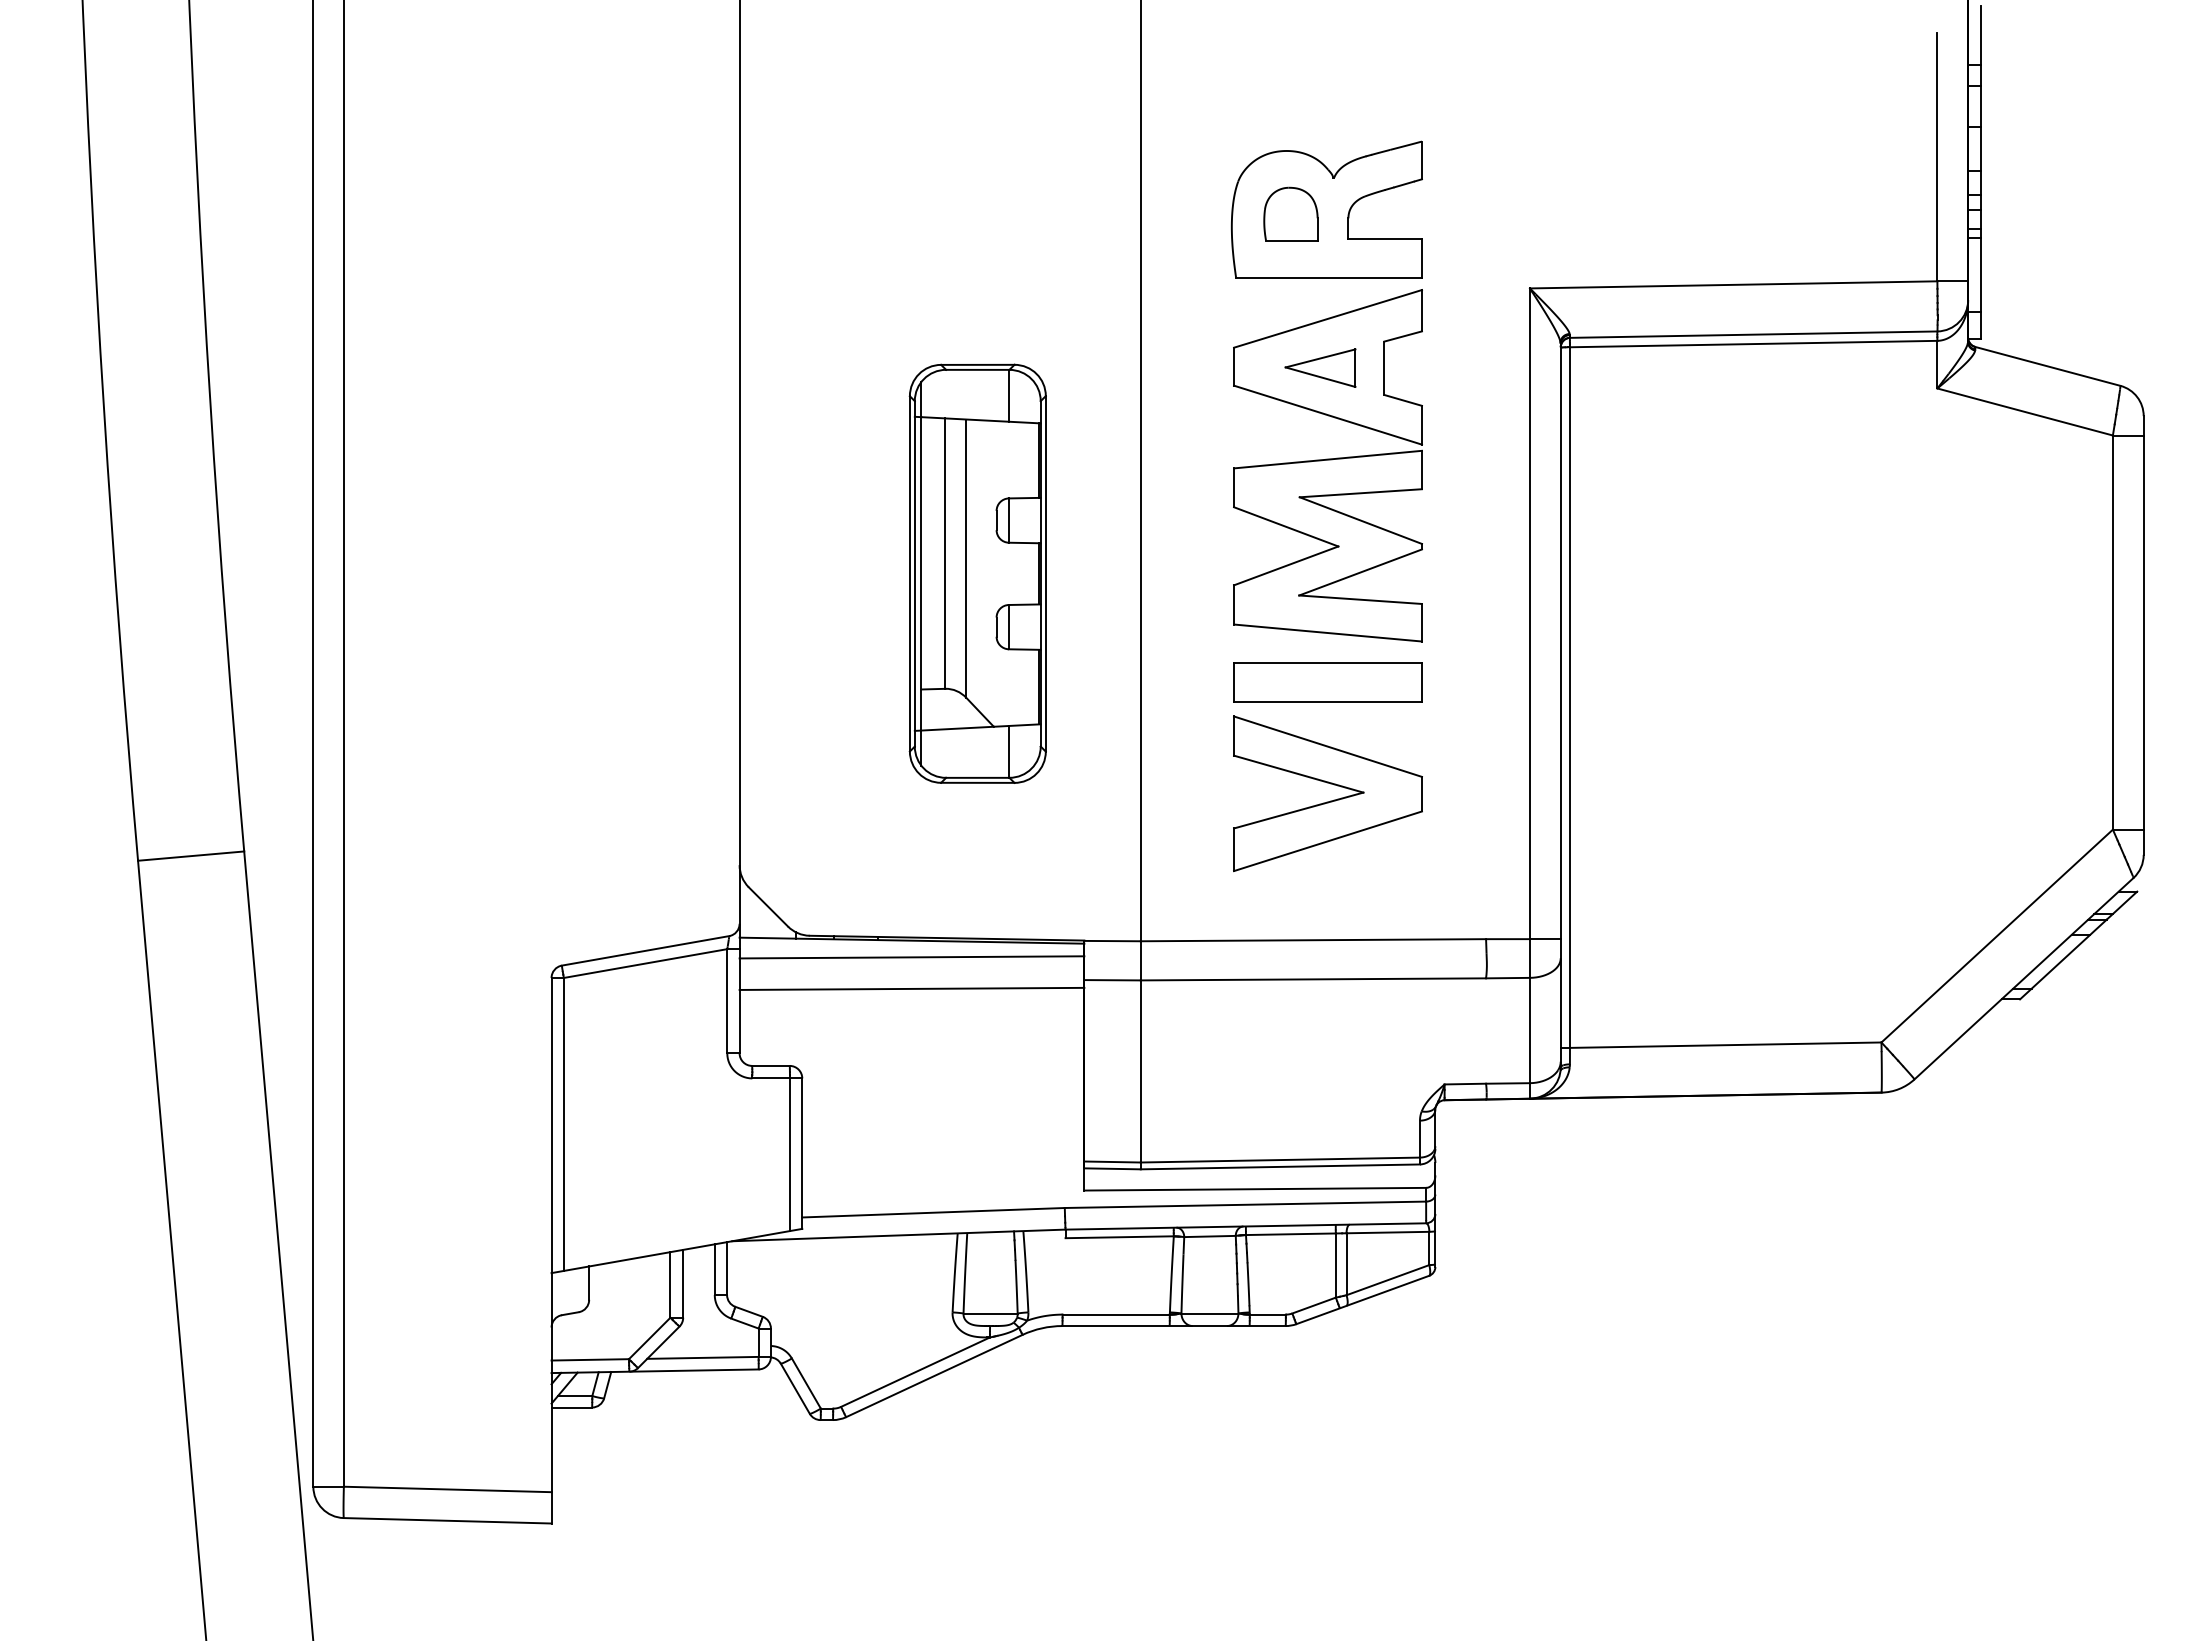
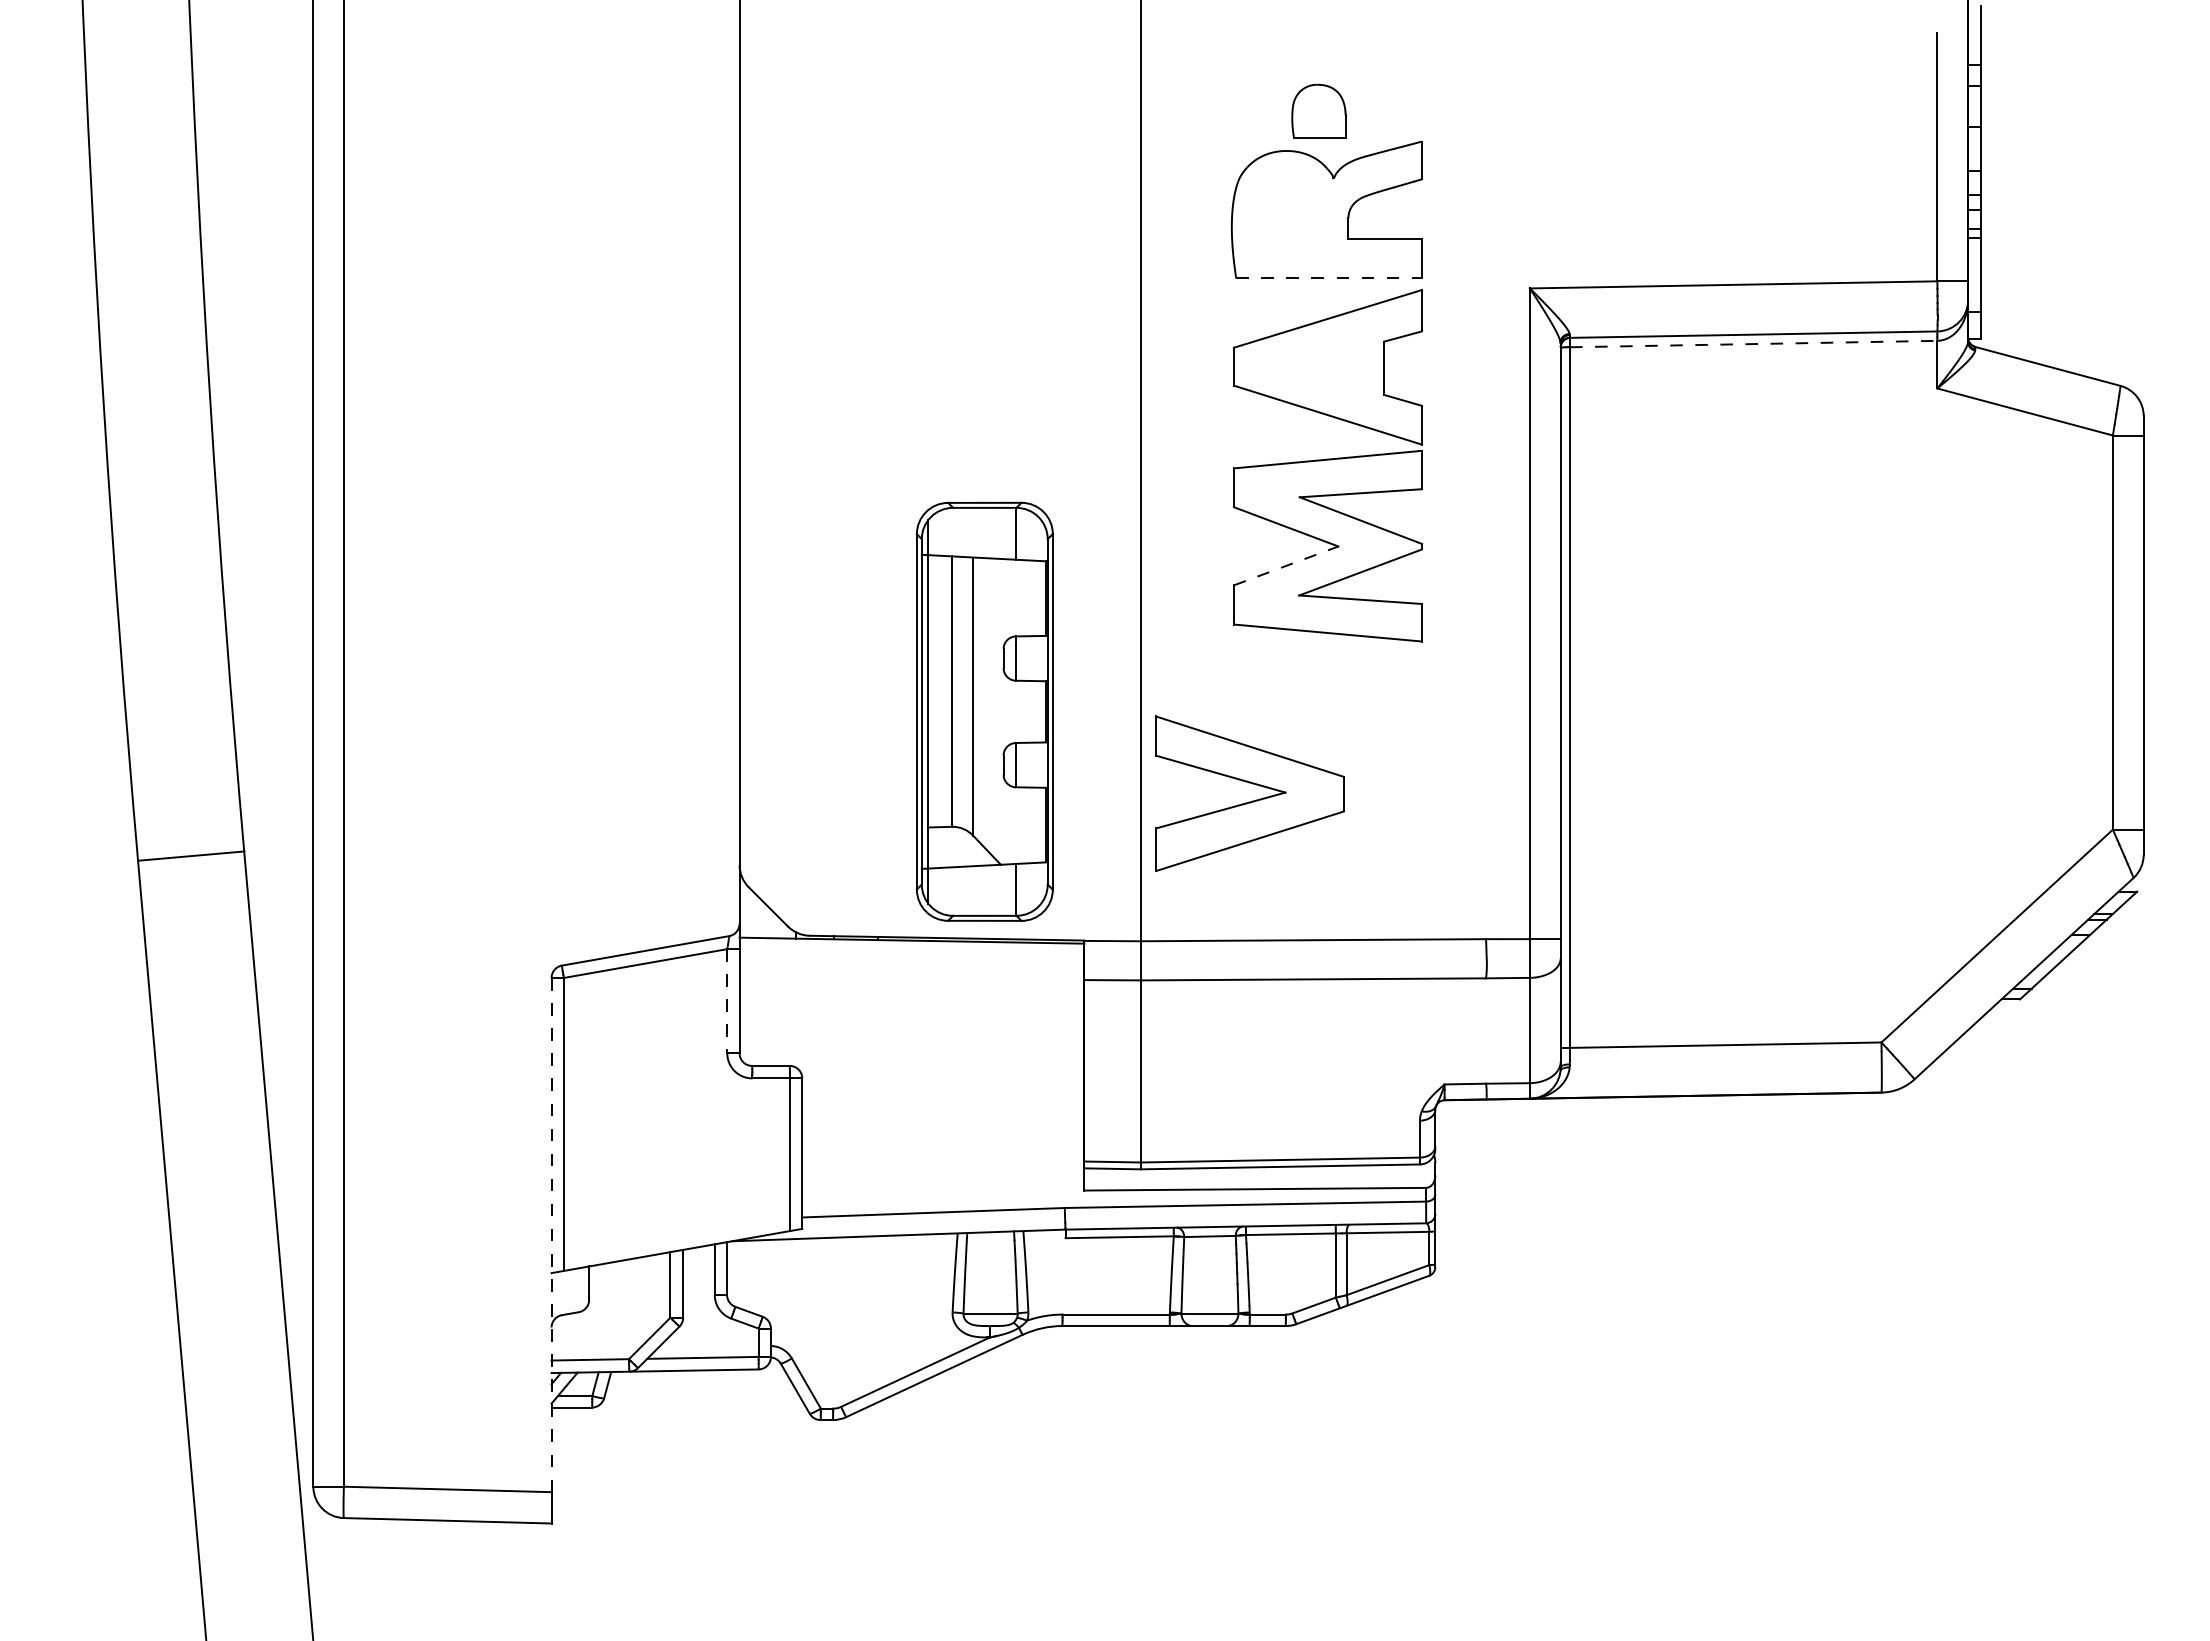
part position: (1290, 213) -> (1318, 110) (1318, 110)
line: solid -> dashed (1329, 278)
line: solid -> dashed (1753, 344)
part: present -> none (1320, 367)
line: solid -> dashed (1286, 565)
part position: (977, 573) -> (984, 711) (984, 711)
part: present -> none (1327, 682)
part position: (1330, 800) -> (1252, 800) (1252, 800)
line: present -> none (911, 957)
line: present -> none (911, 988)
line: solid -> dashed (727, 1001)
line: solid -> dashed (551, 1234)
